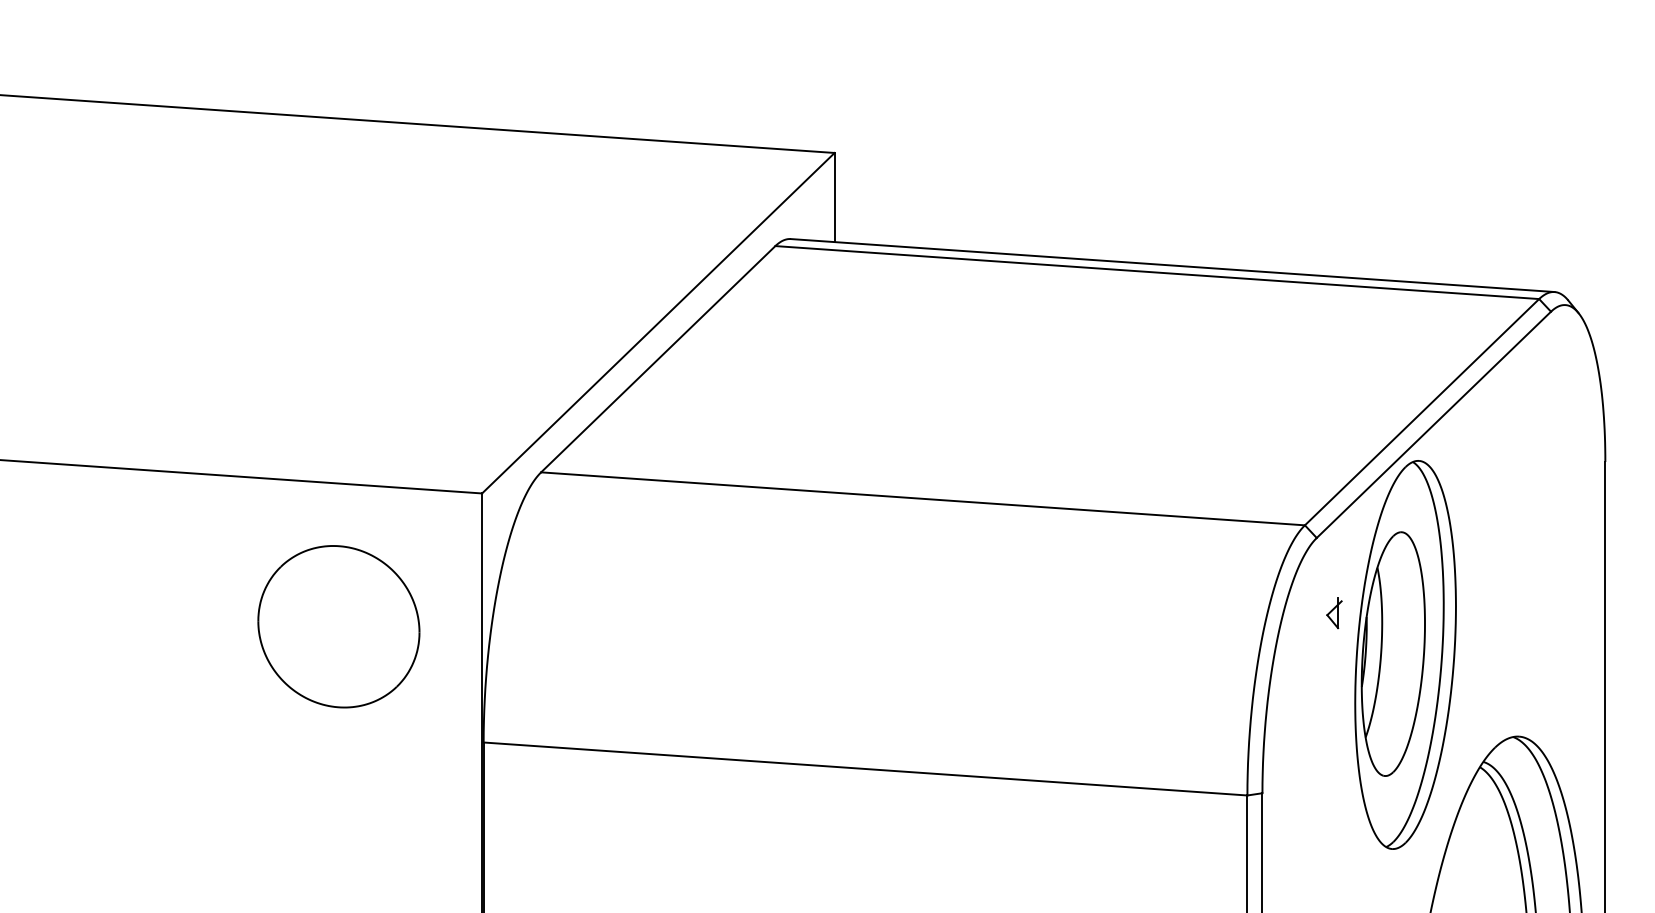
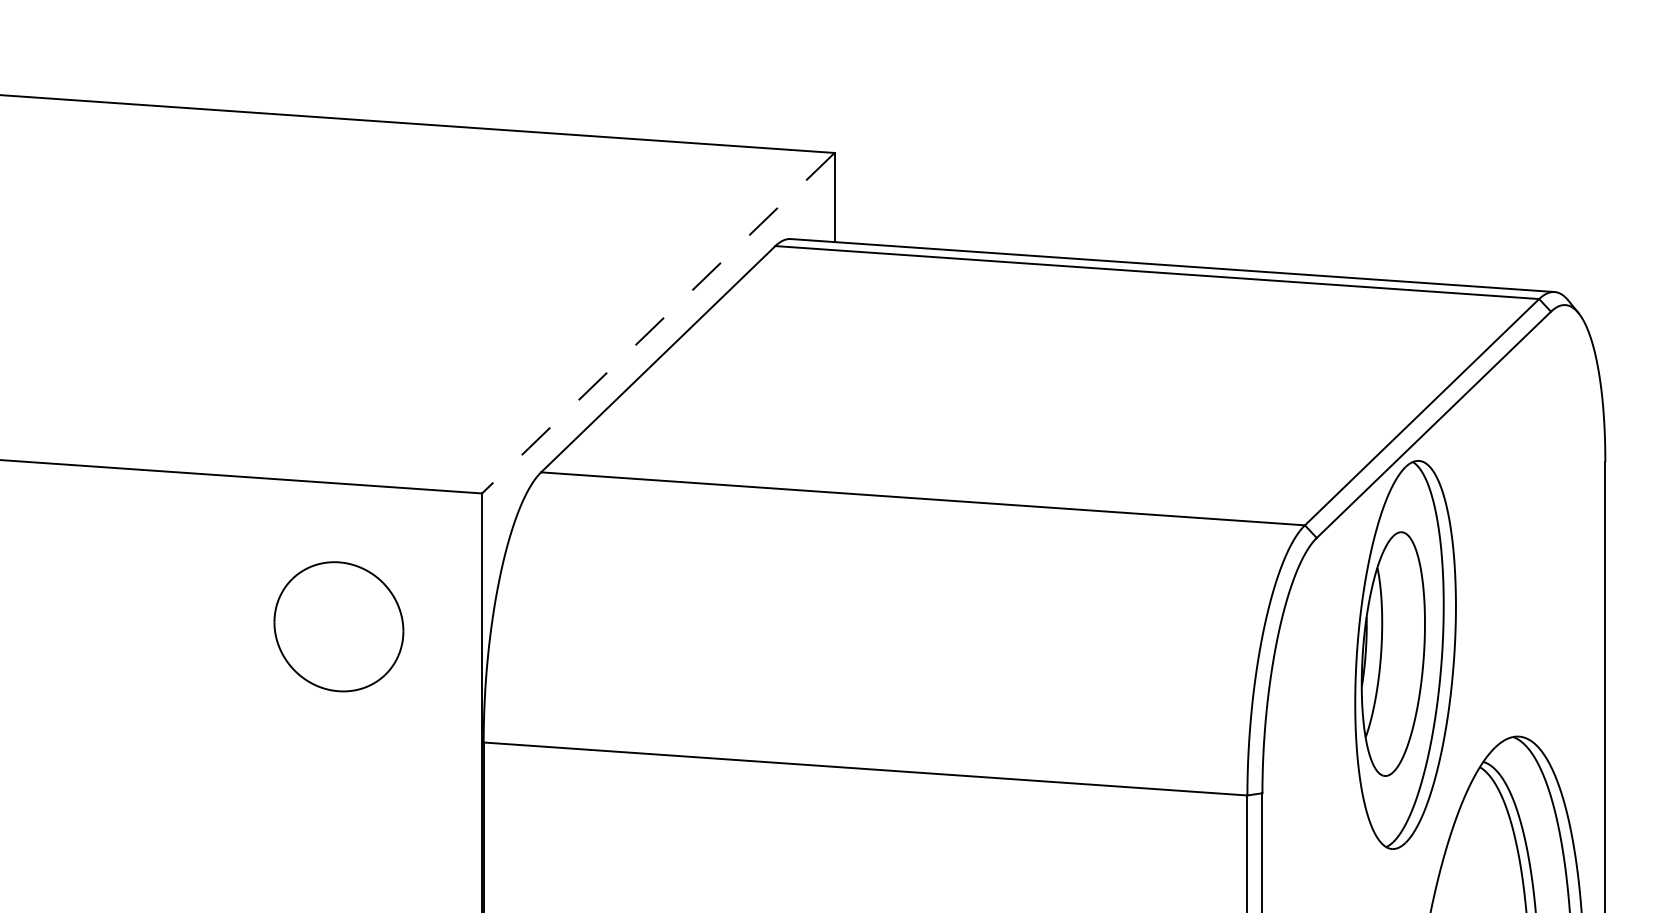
line: solid -> dashed (658, 323)
part: present -> none (1334, 613)
part size: 164x164 px -> 132x132 px (338, 626)
